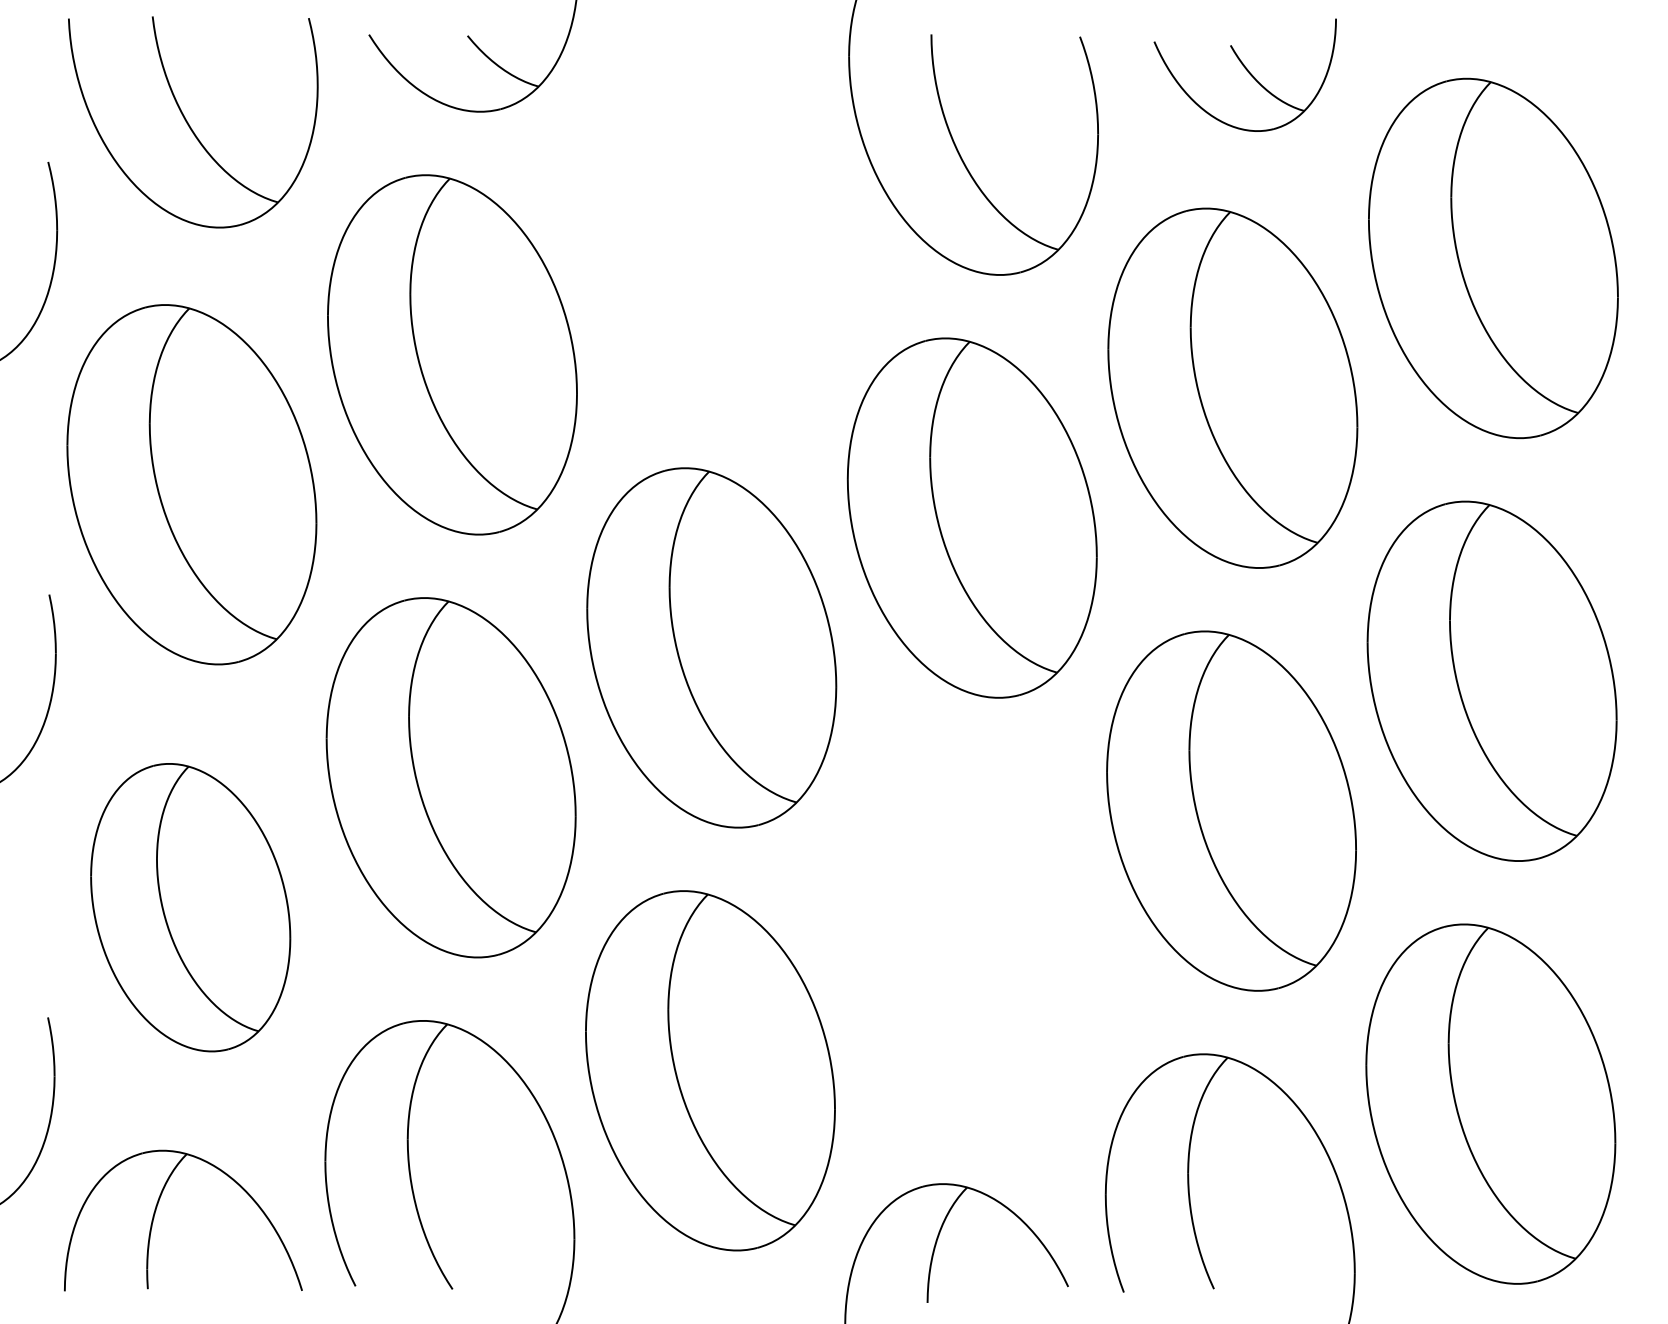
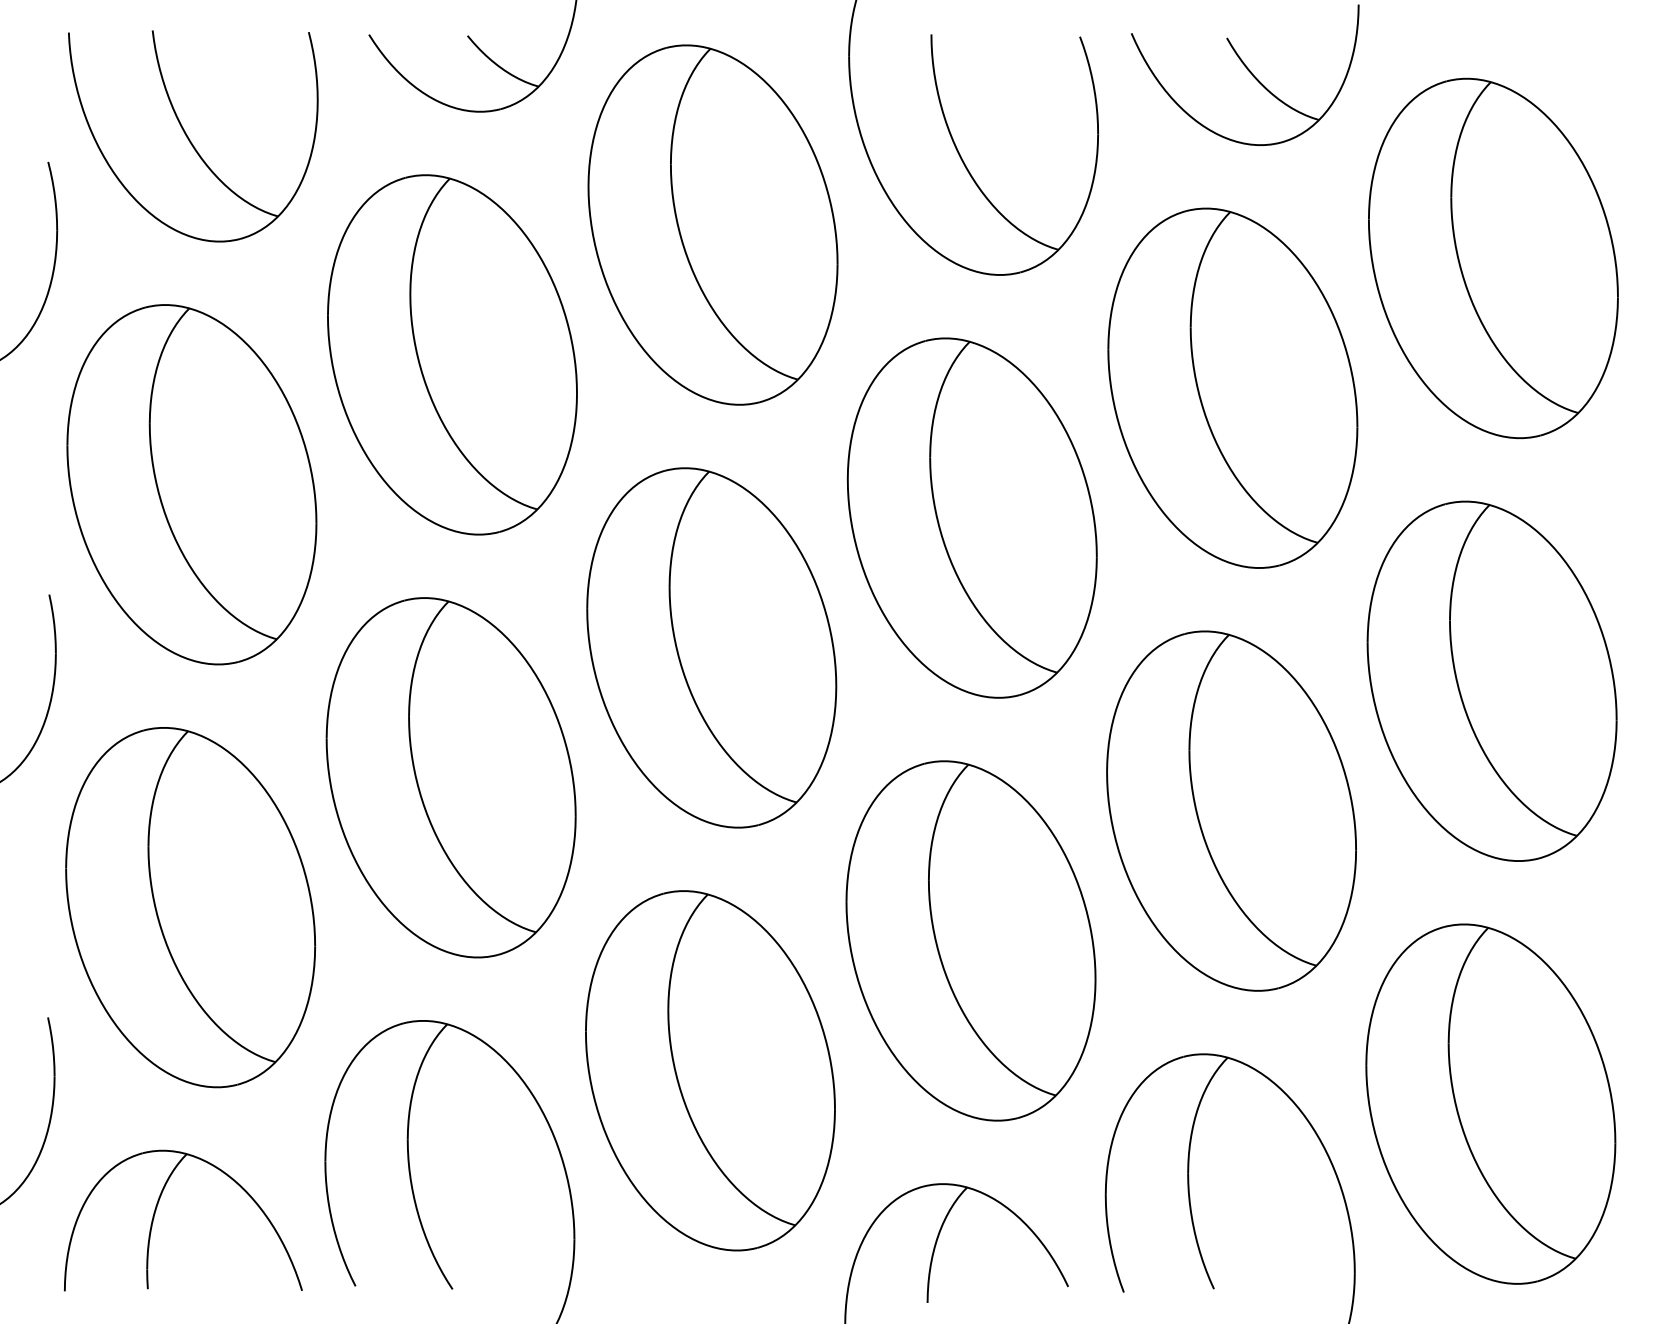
part size: 184x114 px -> 229x142 px (1245, 74)
part position: (193, 122) -> (193, 136) (193, 136)
part: none -> present (712, 224)
part size: 202x290 px -> 252x362 px (190, 907)
part: none -> present (970, 940)
